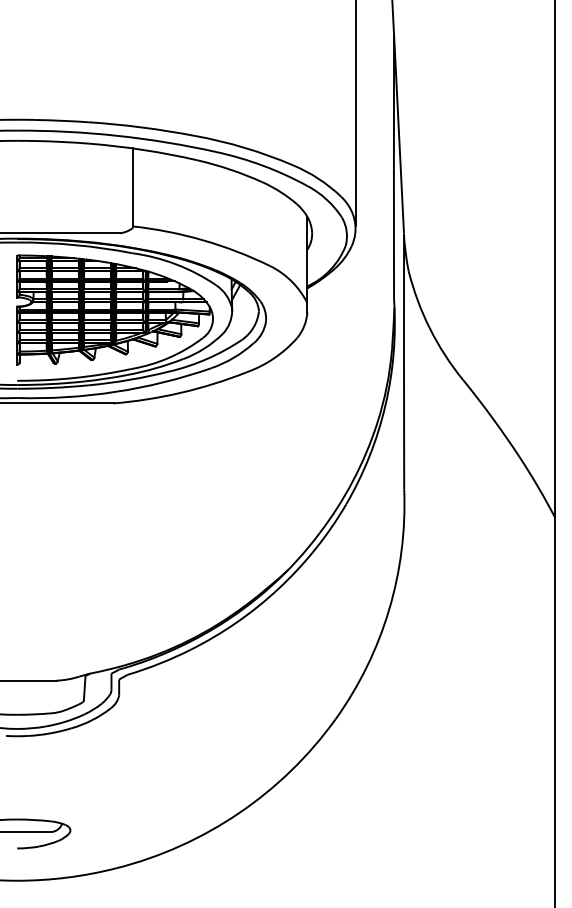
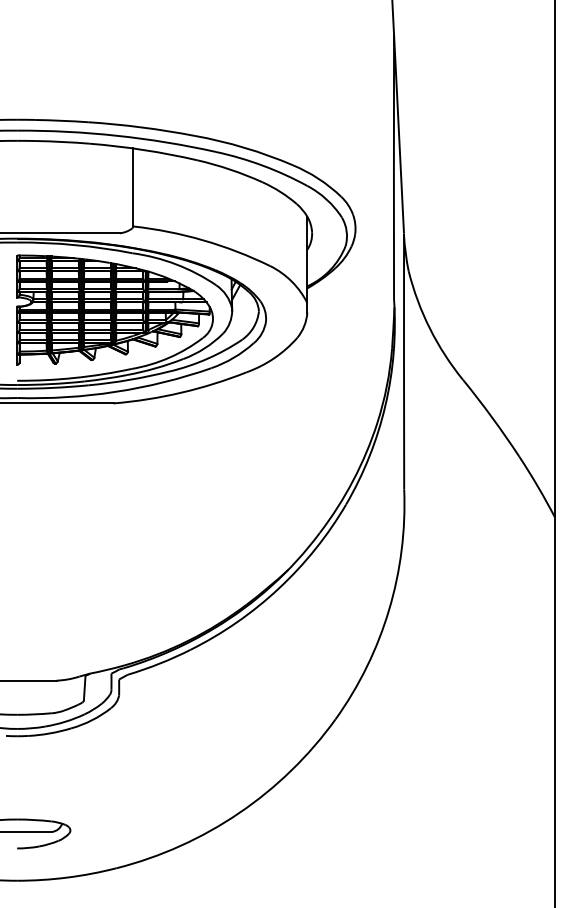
line: present -> none (355, 114)
